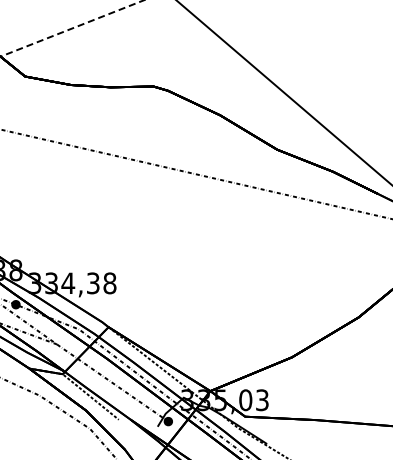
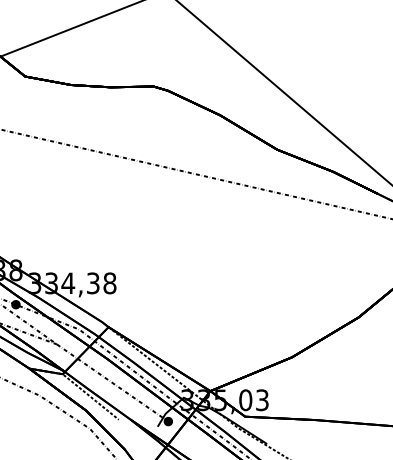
line: dashed -> solid (71, 28)
